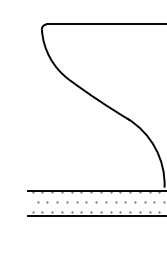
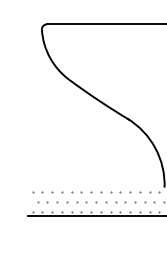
line: present -> none (95, 191)
